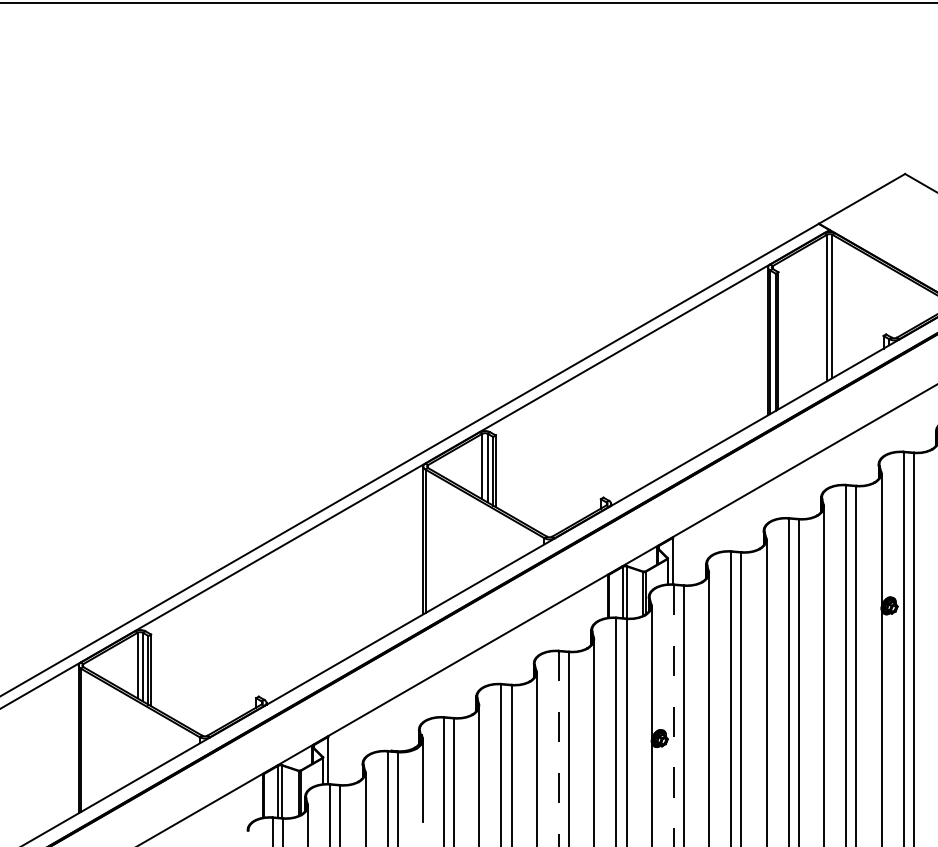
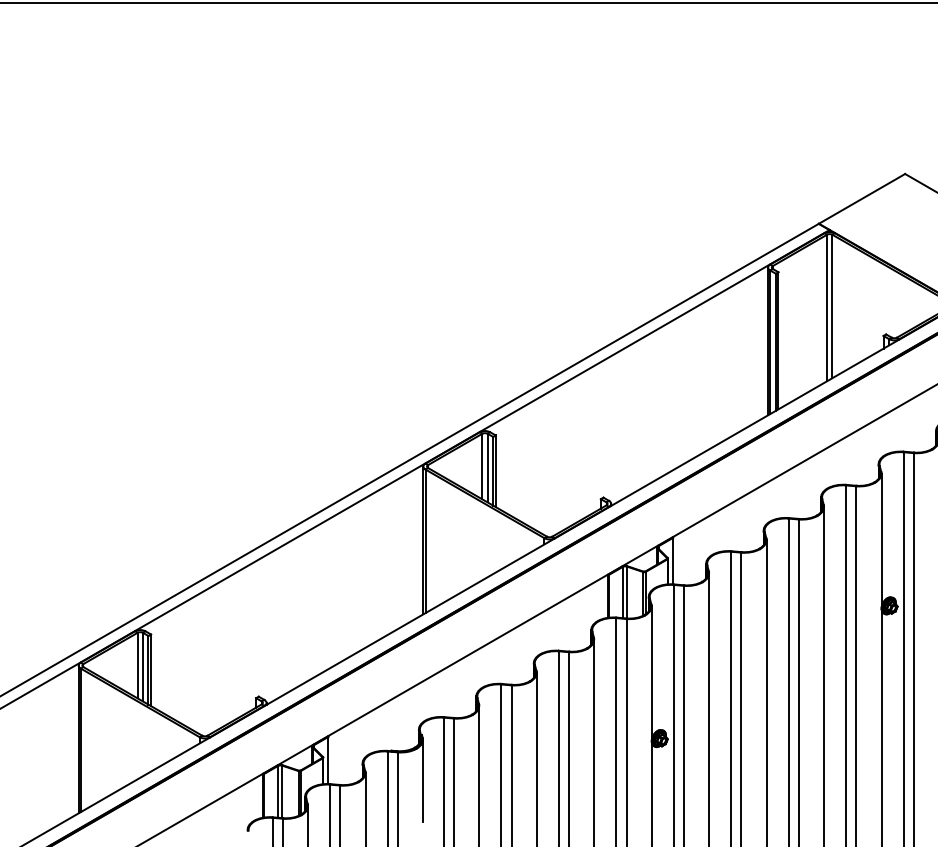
line: dashed -> solid (673, 715)
line: dashed -> solid (558, 748)
